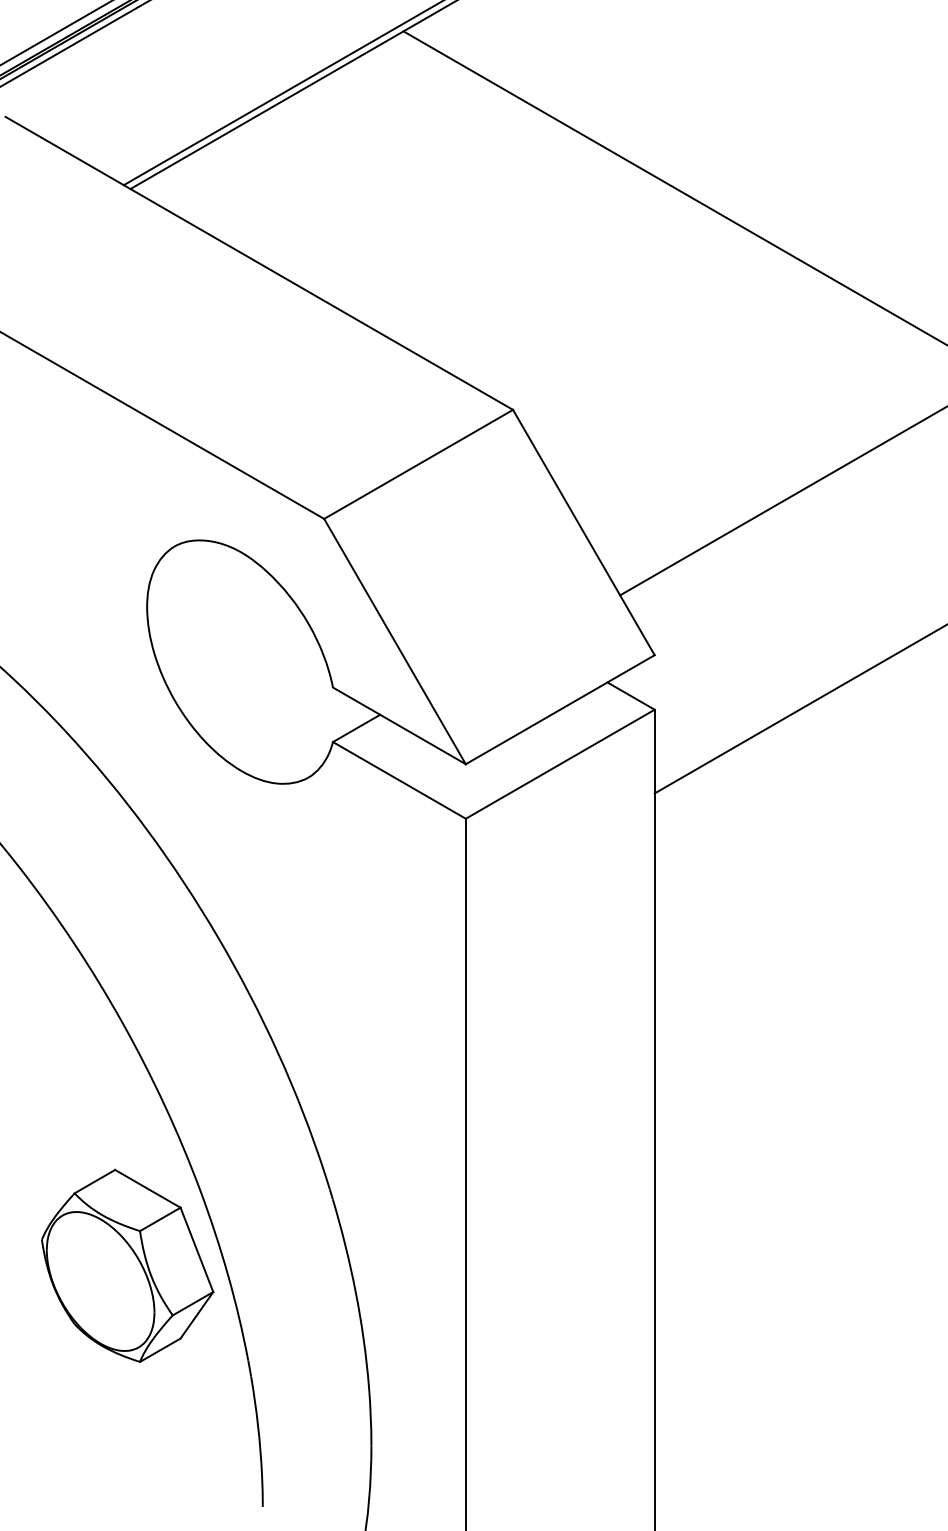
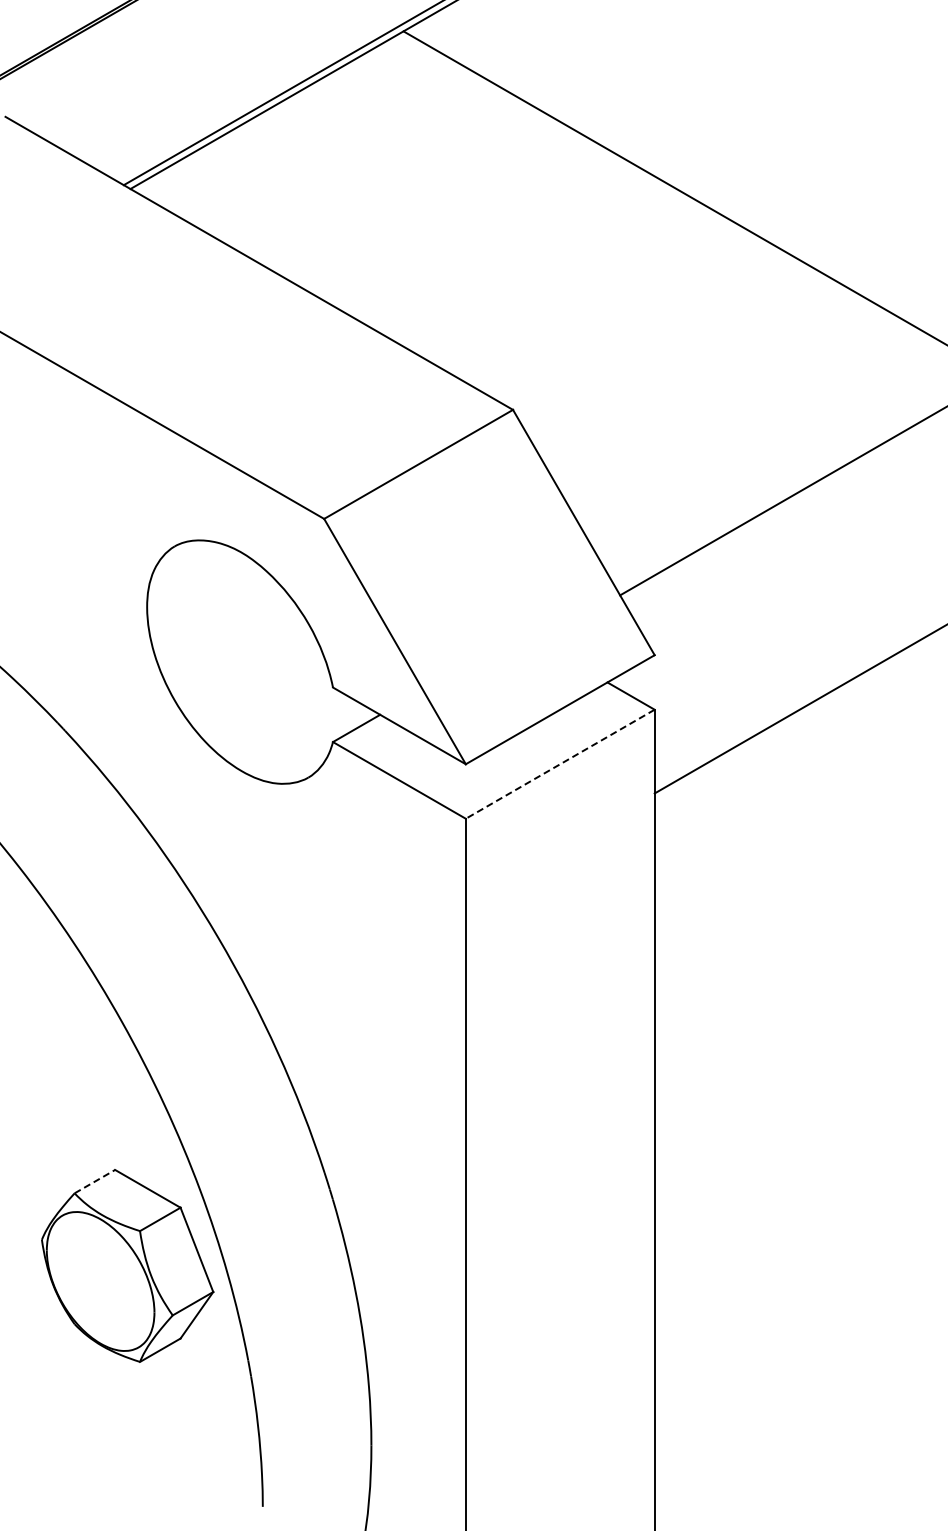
line: present -> none (55, 33)
line: present -> none (74, 43)
line: solid -> dashed (559, 764)
line: solid -> dashed (95, 1181)
